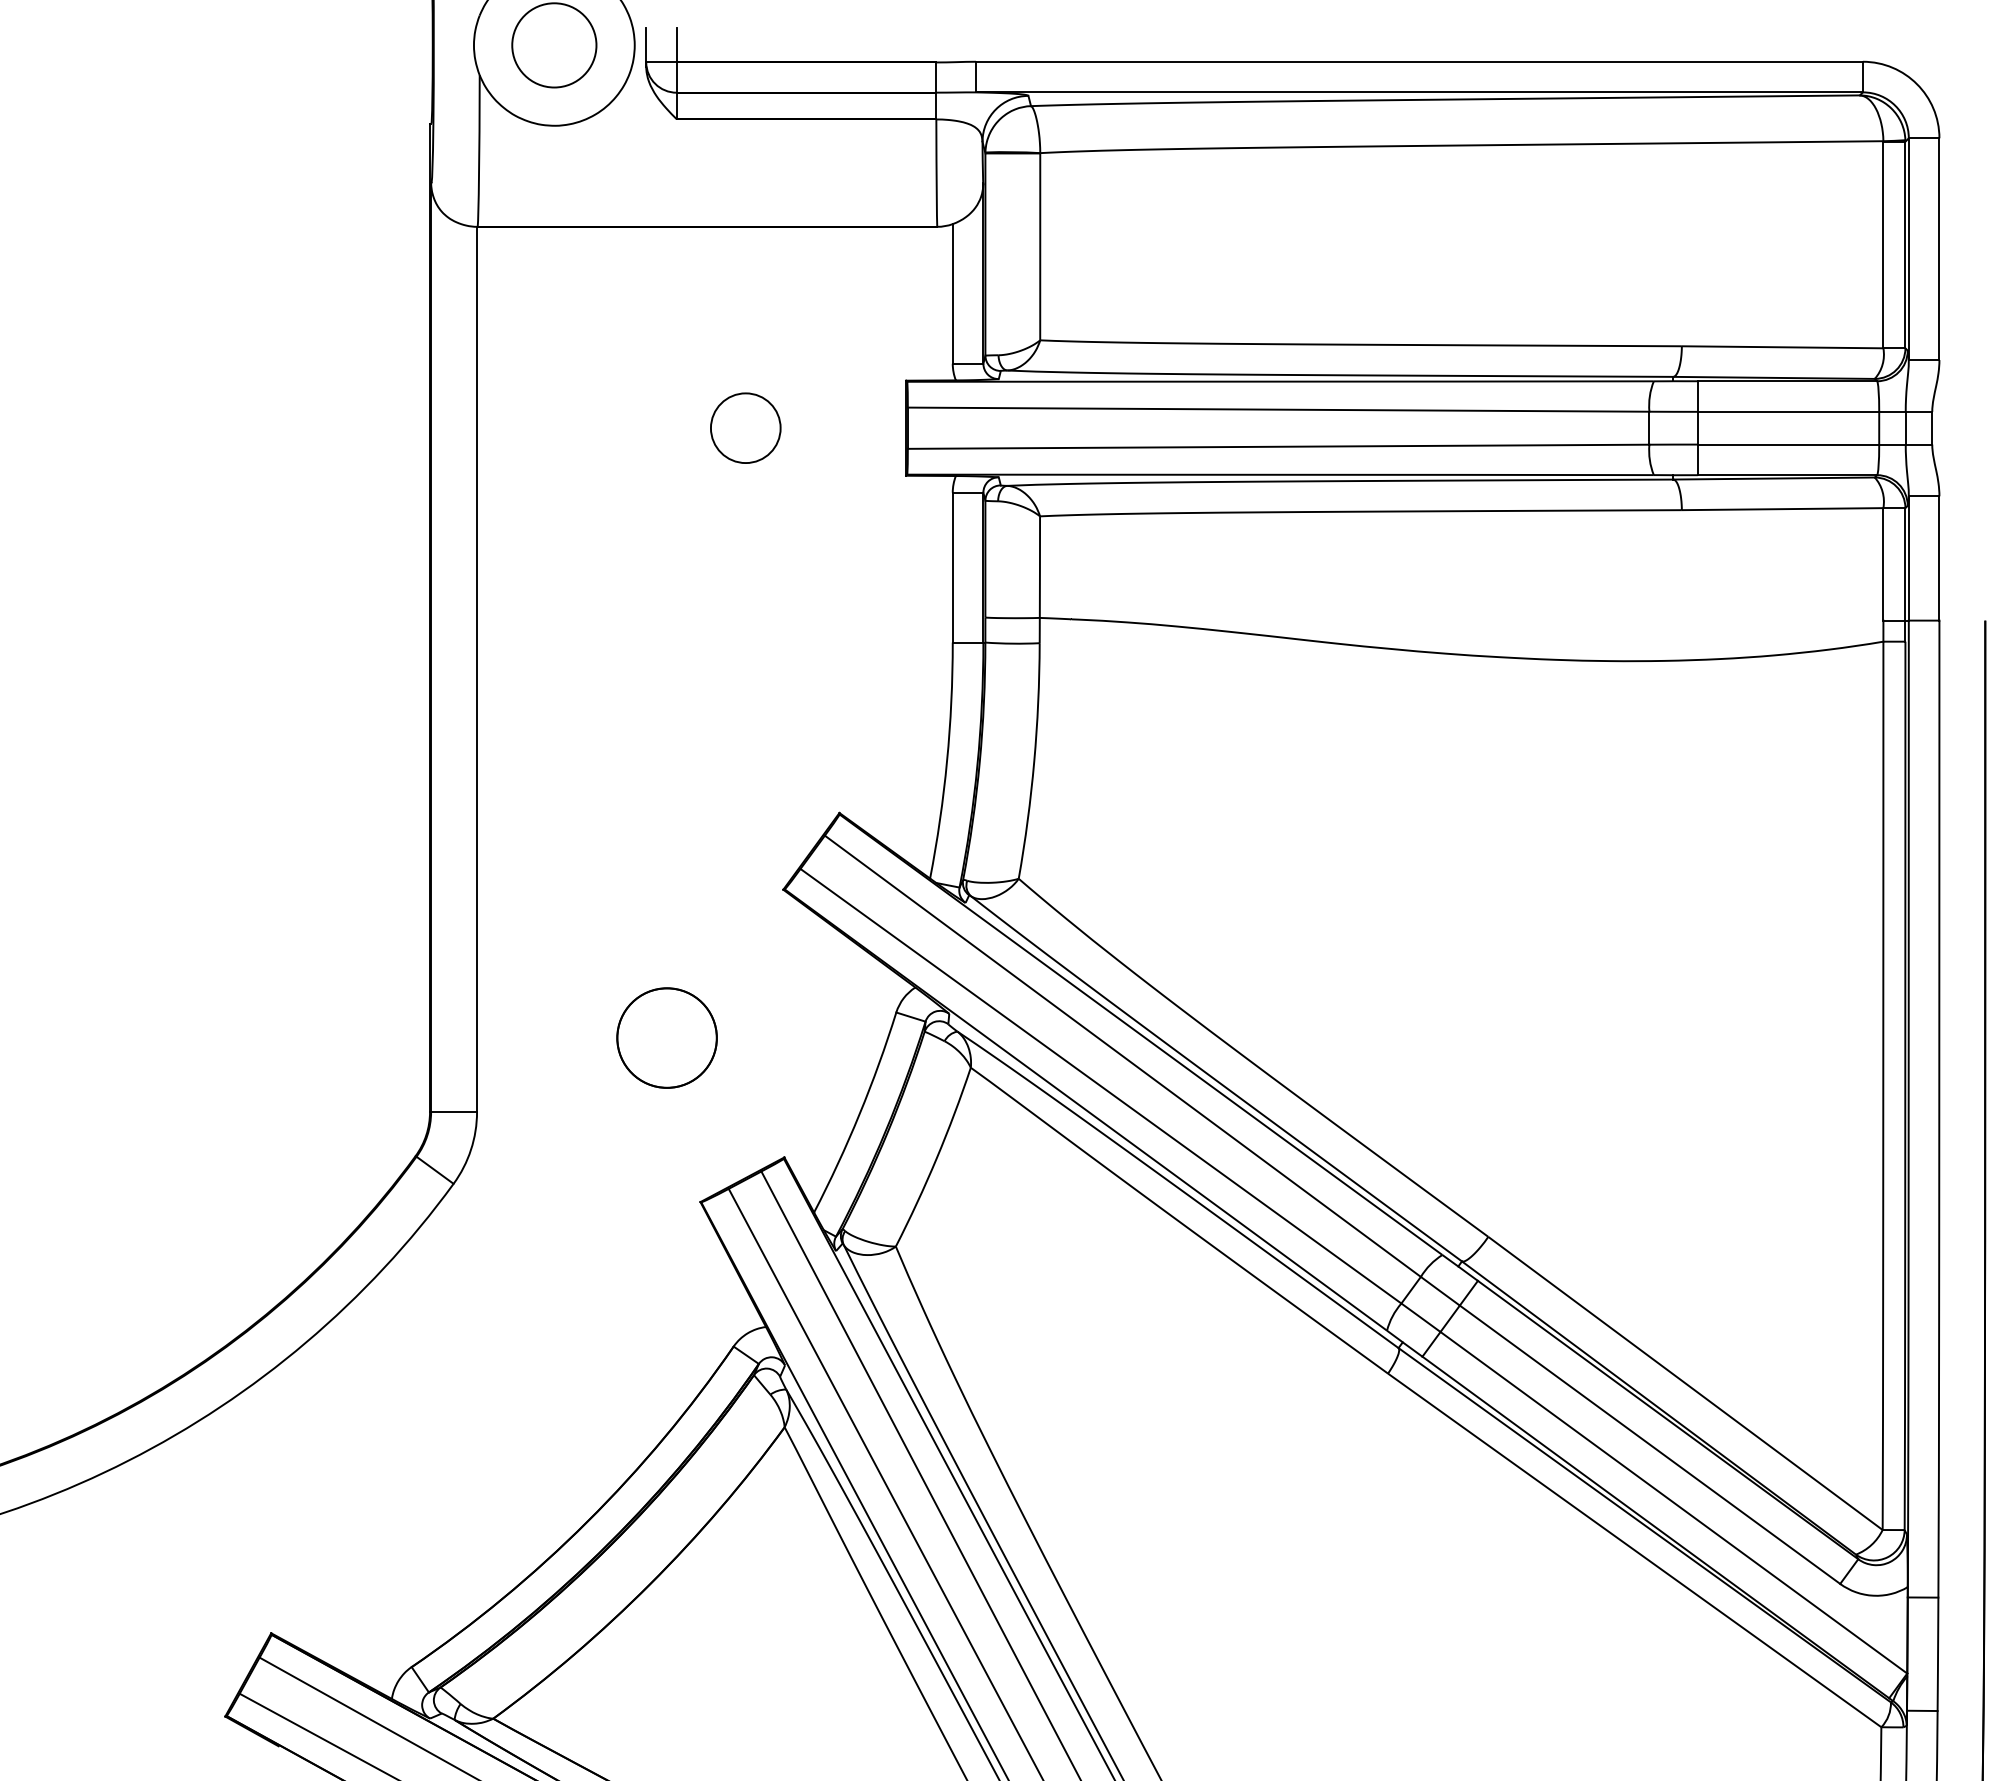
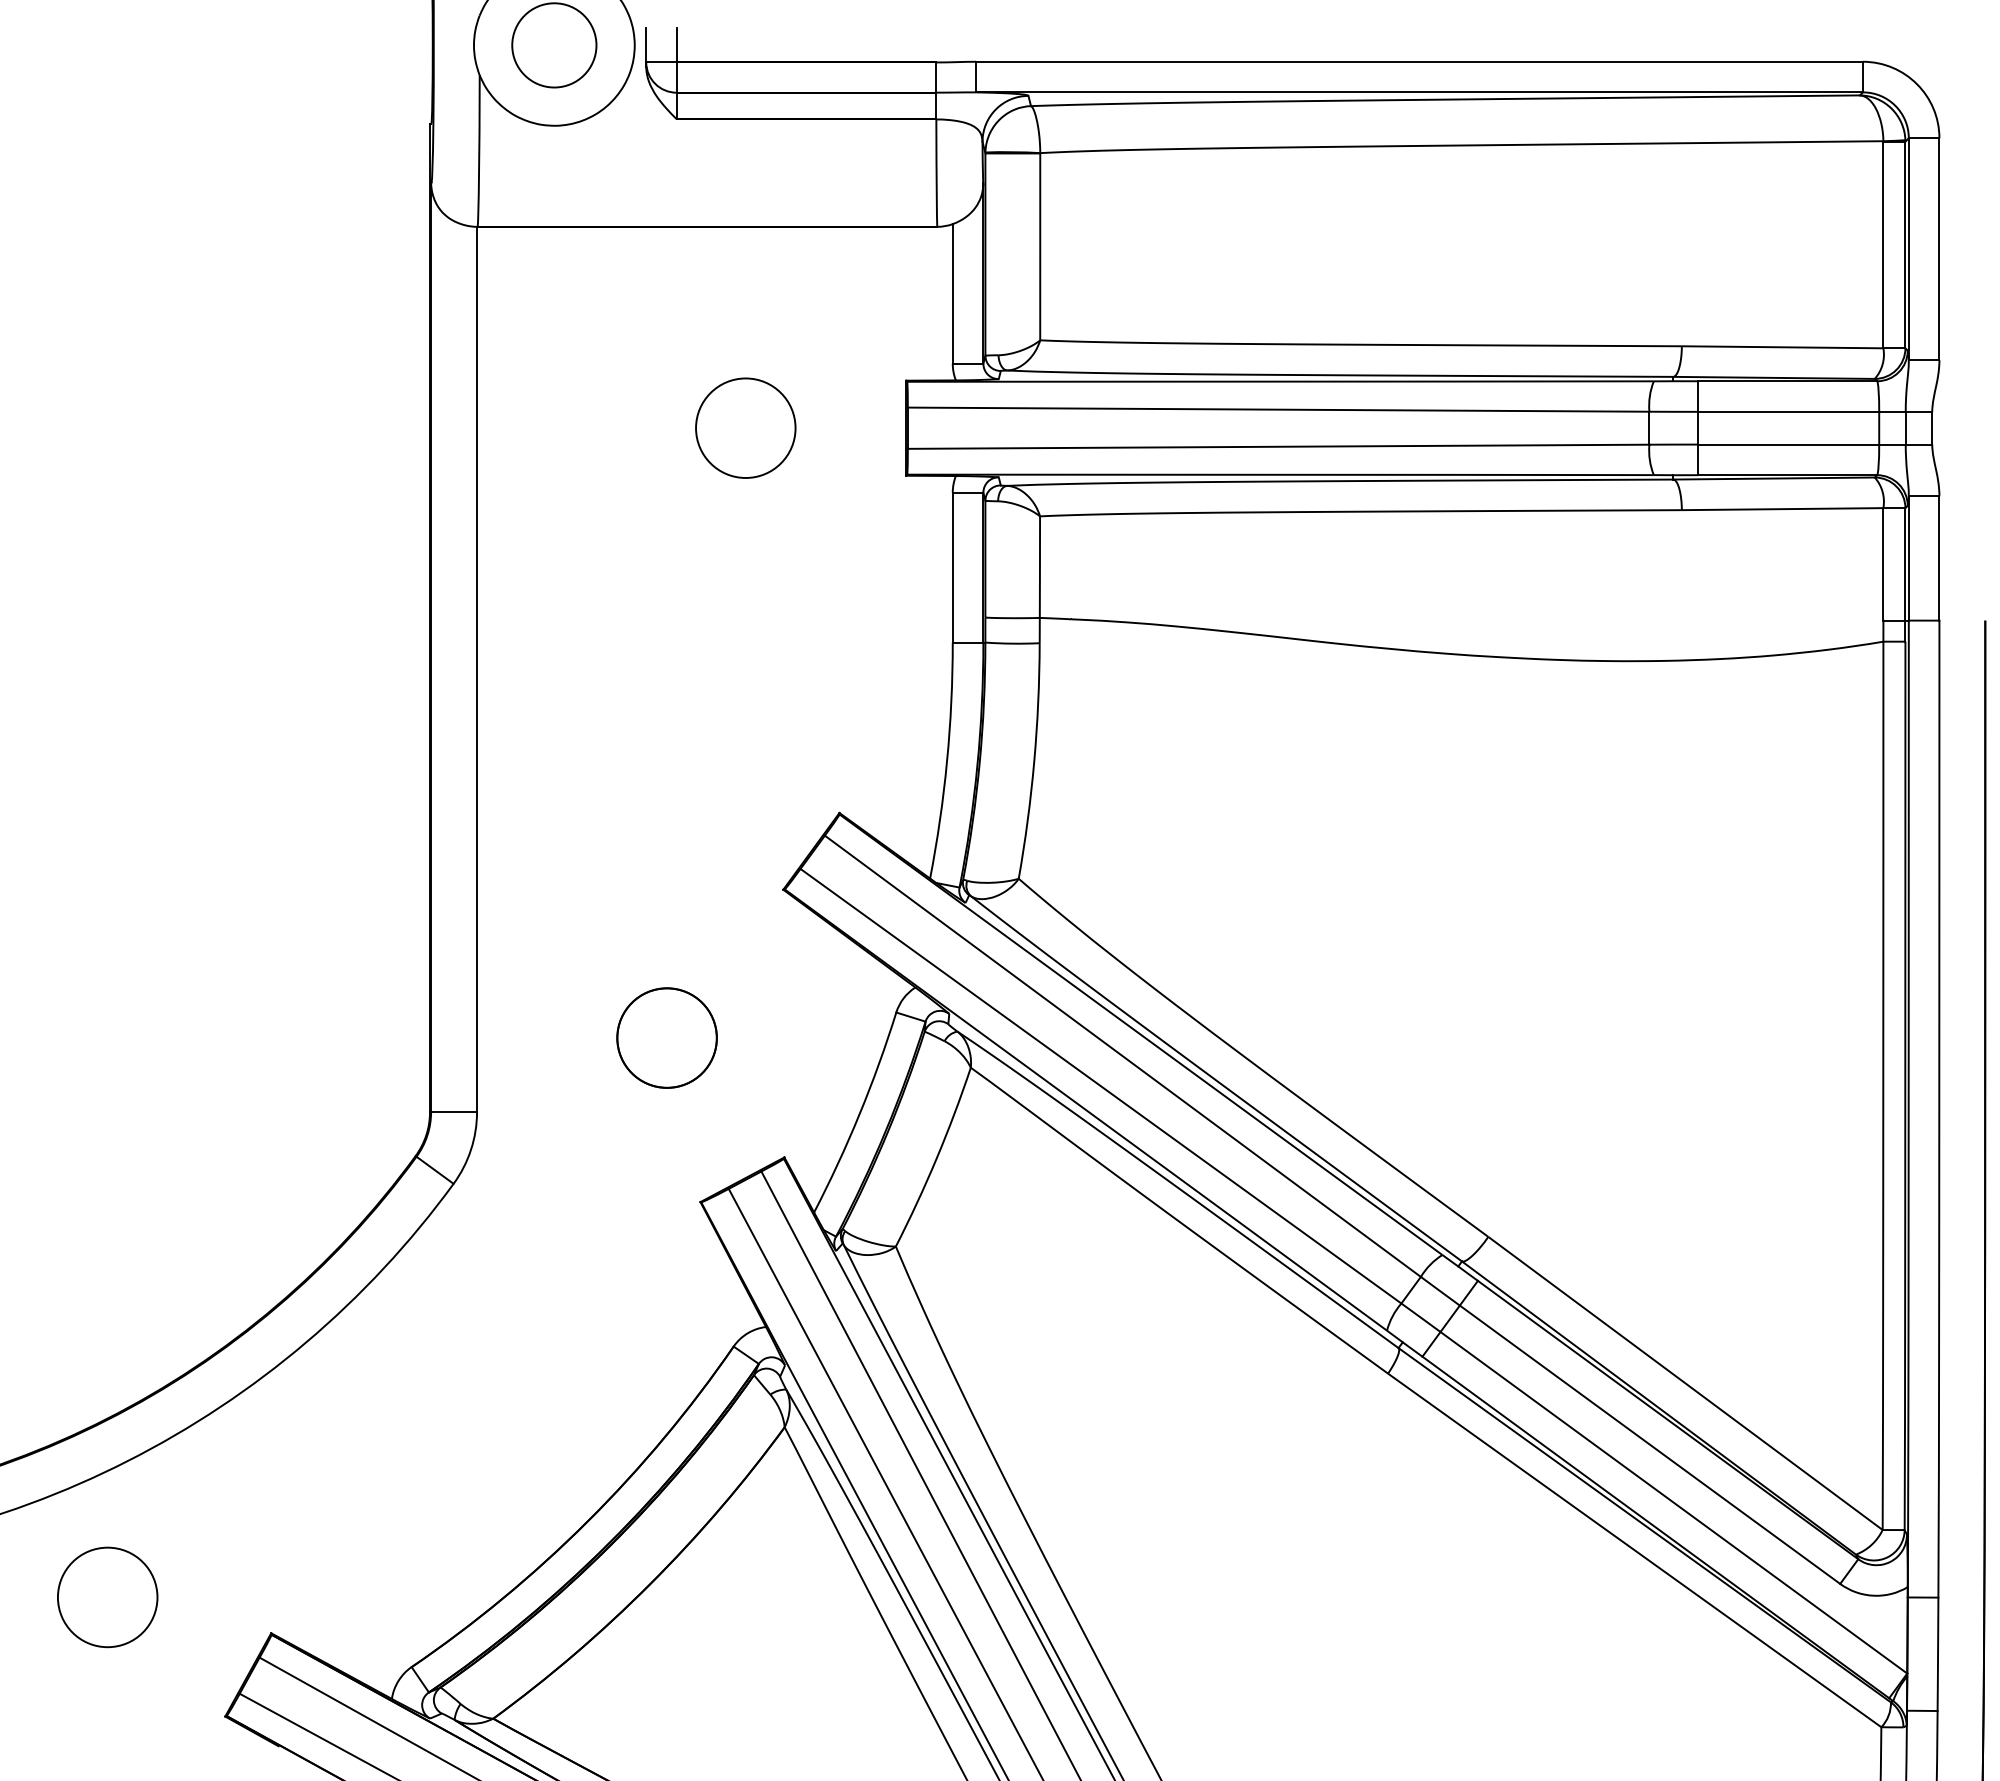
circle diameter: 70 px -> 100 px (745, 427)
circle: none -> present (107, 1597)
